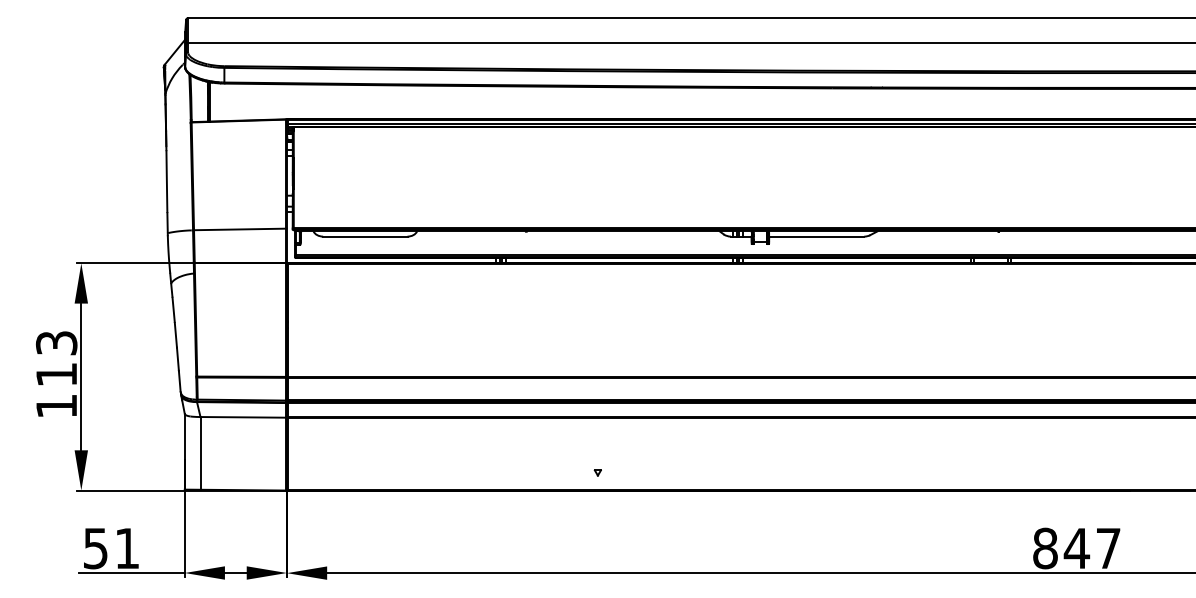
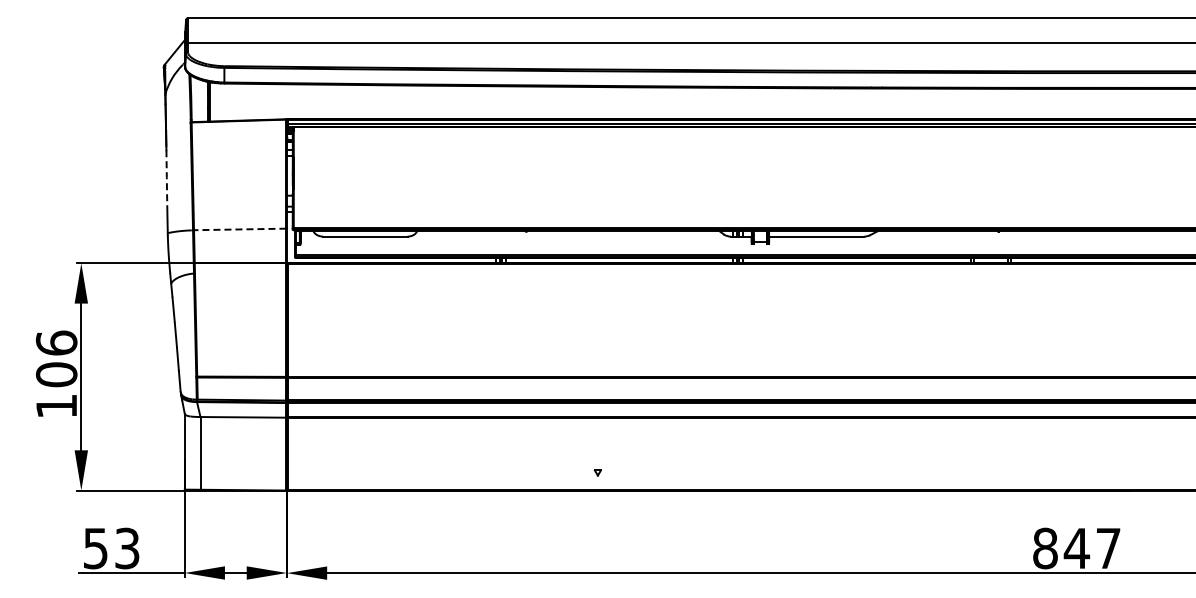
line: solid -> dashed (166, 181)
line: solid -> dashed (239, 229)
text: 113 -> 106 (56, 358)
text: 51 -> 53 (127, 548)
